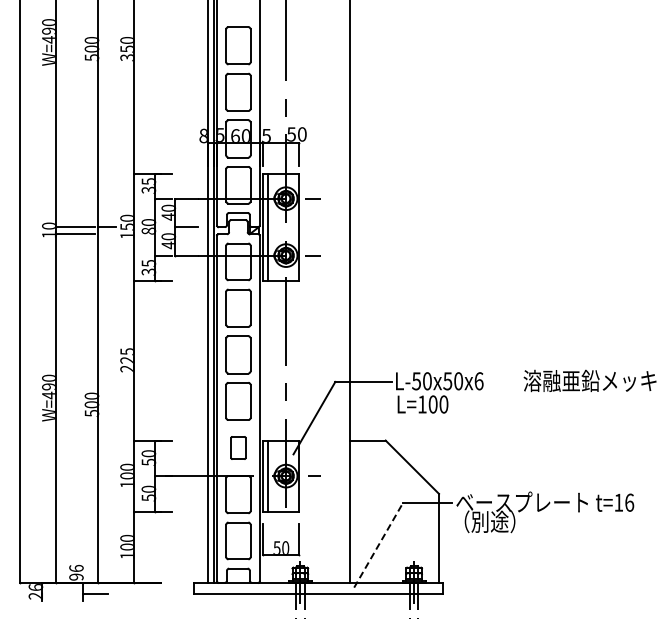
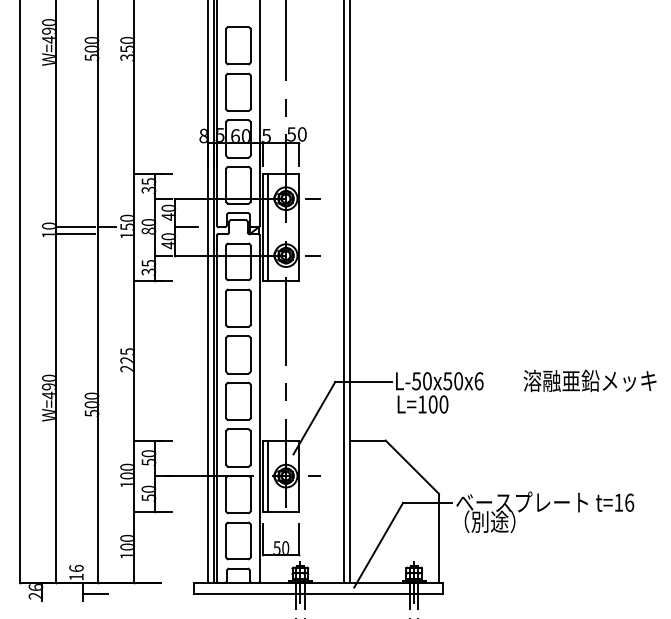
line: none -> present (344, 292)
part size: 17x24 px -> 27x40 px (238, 447)
line: dashed -> solid (378, 545)
text: 96 -> 16 (76, 576)
